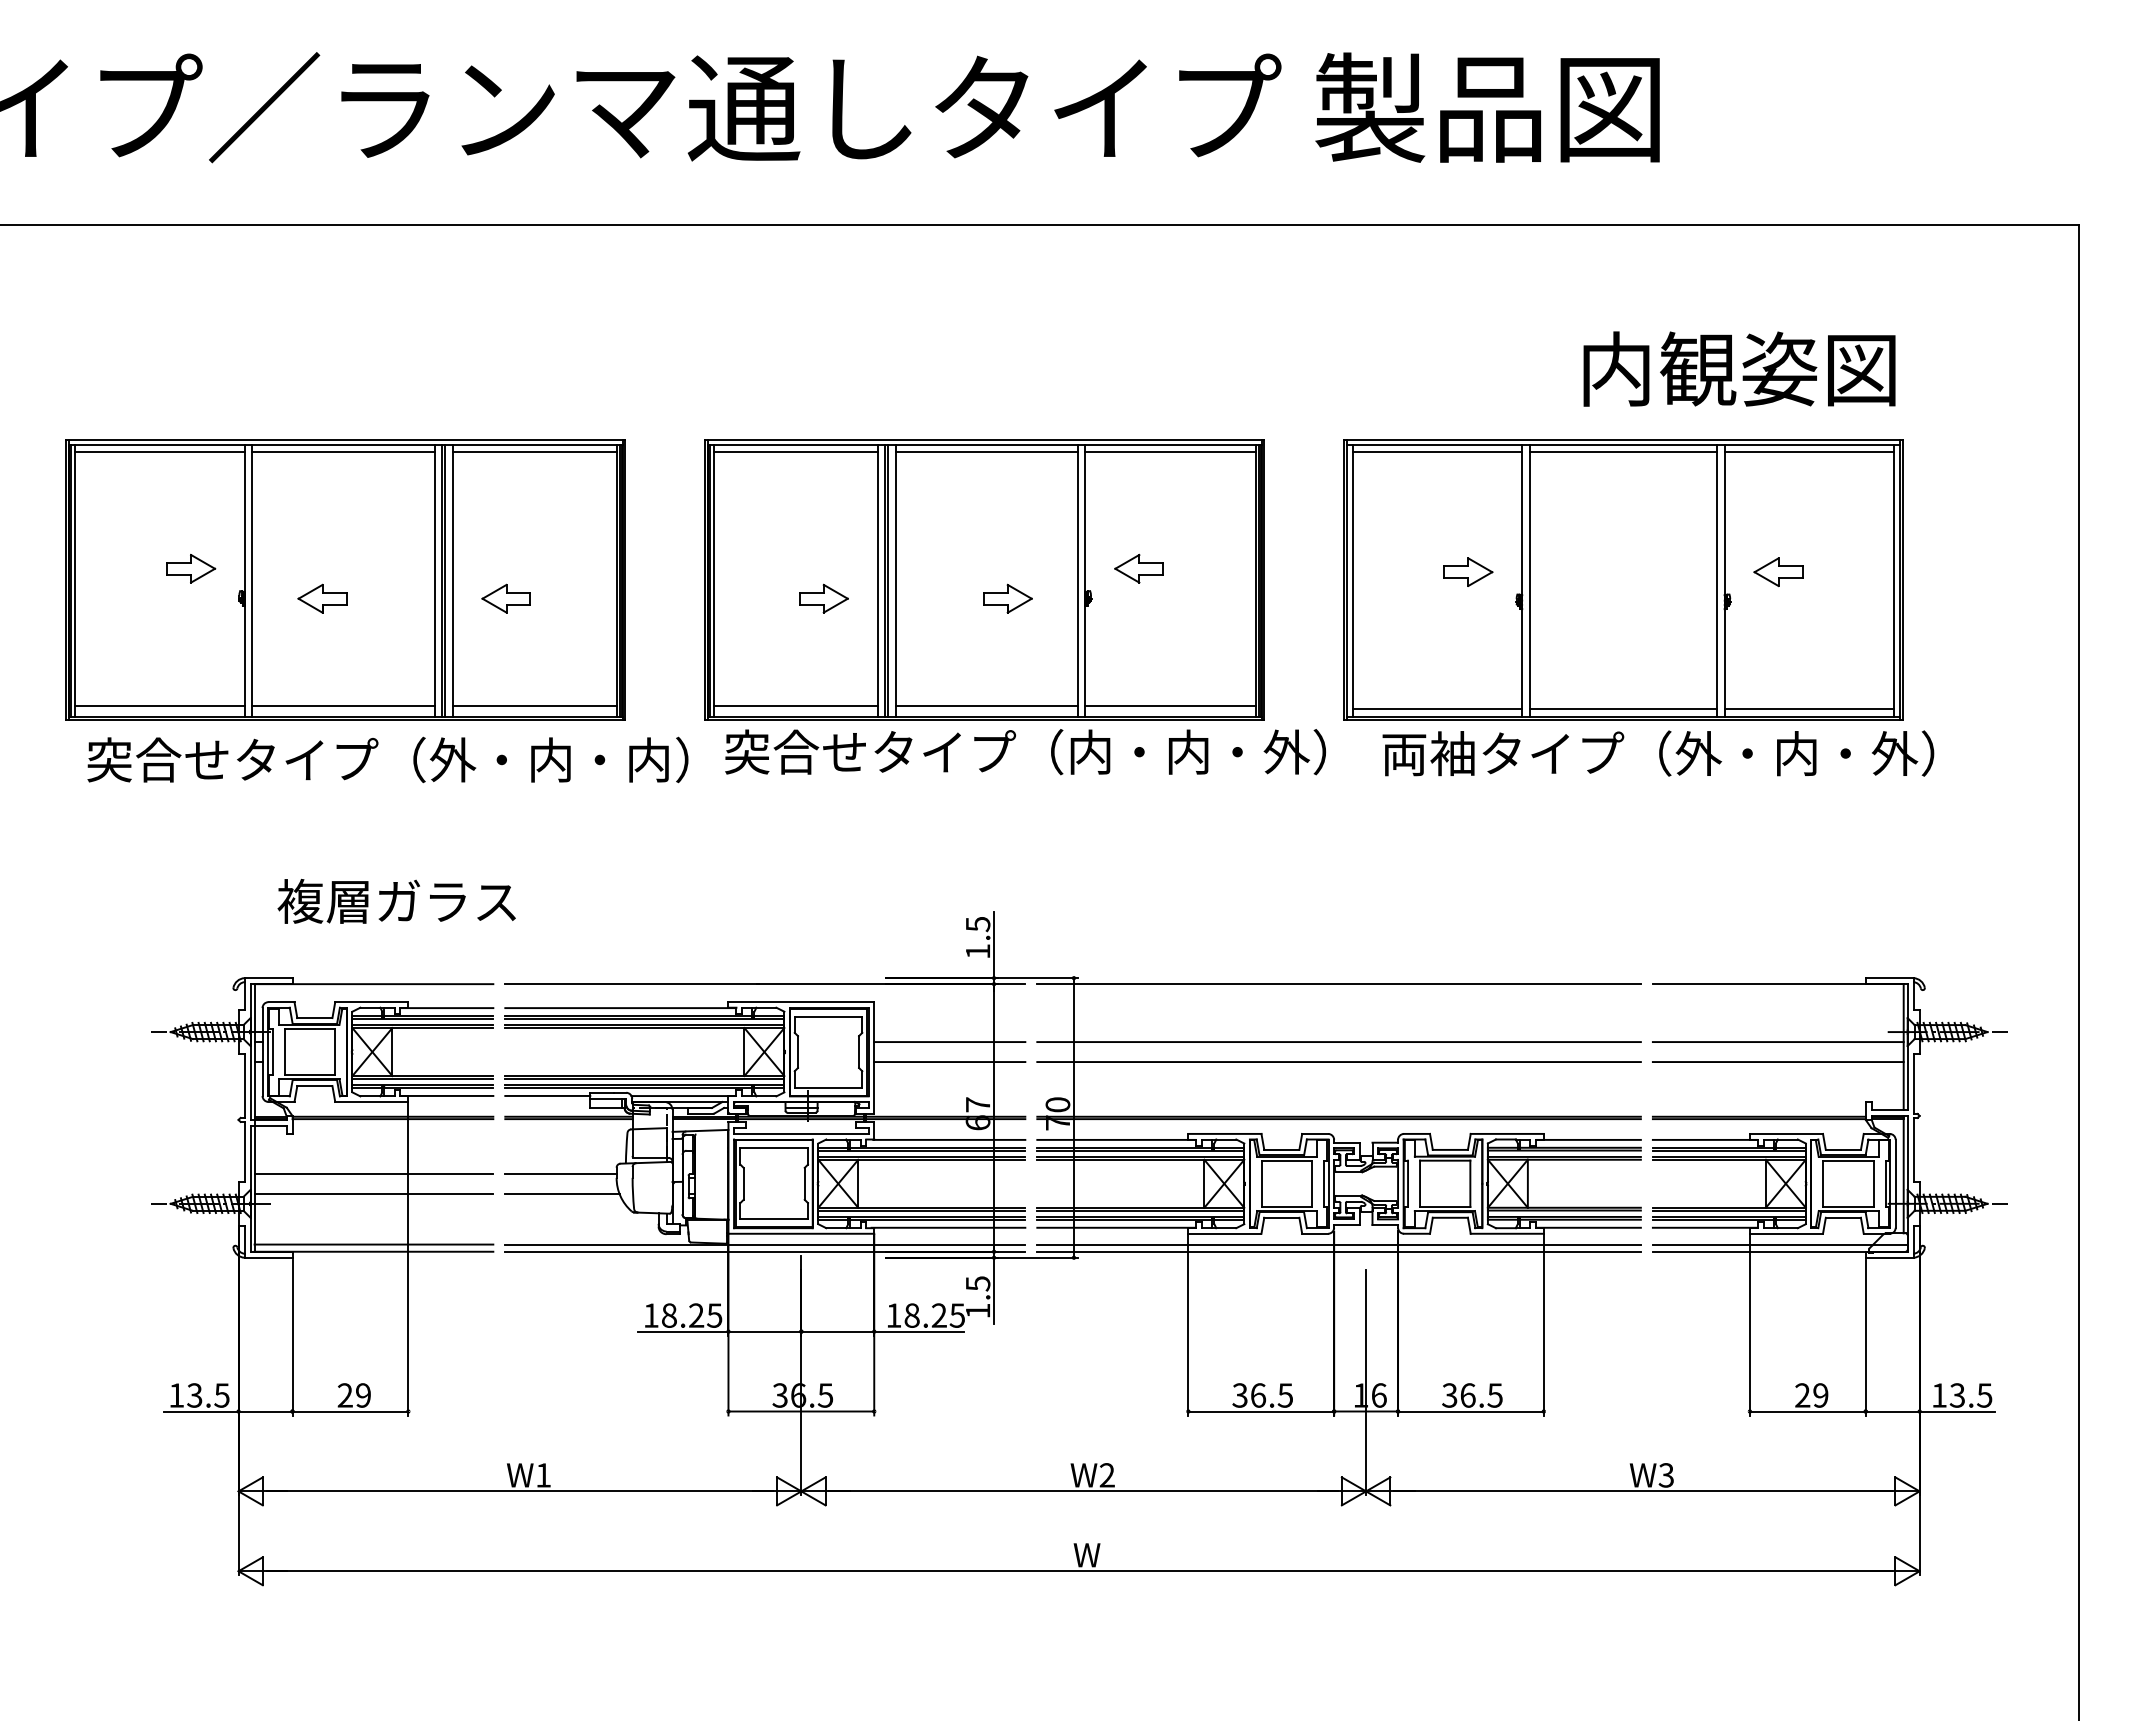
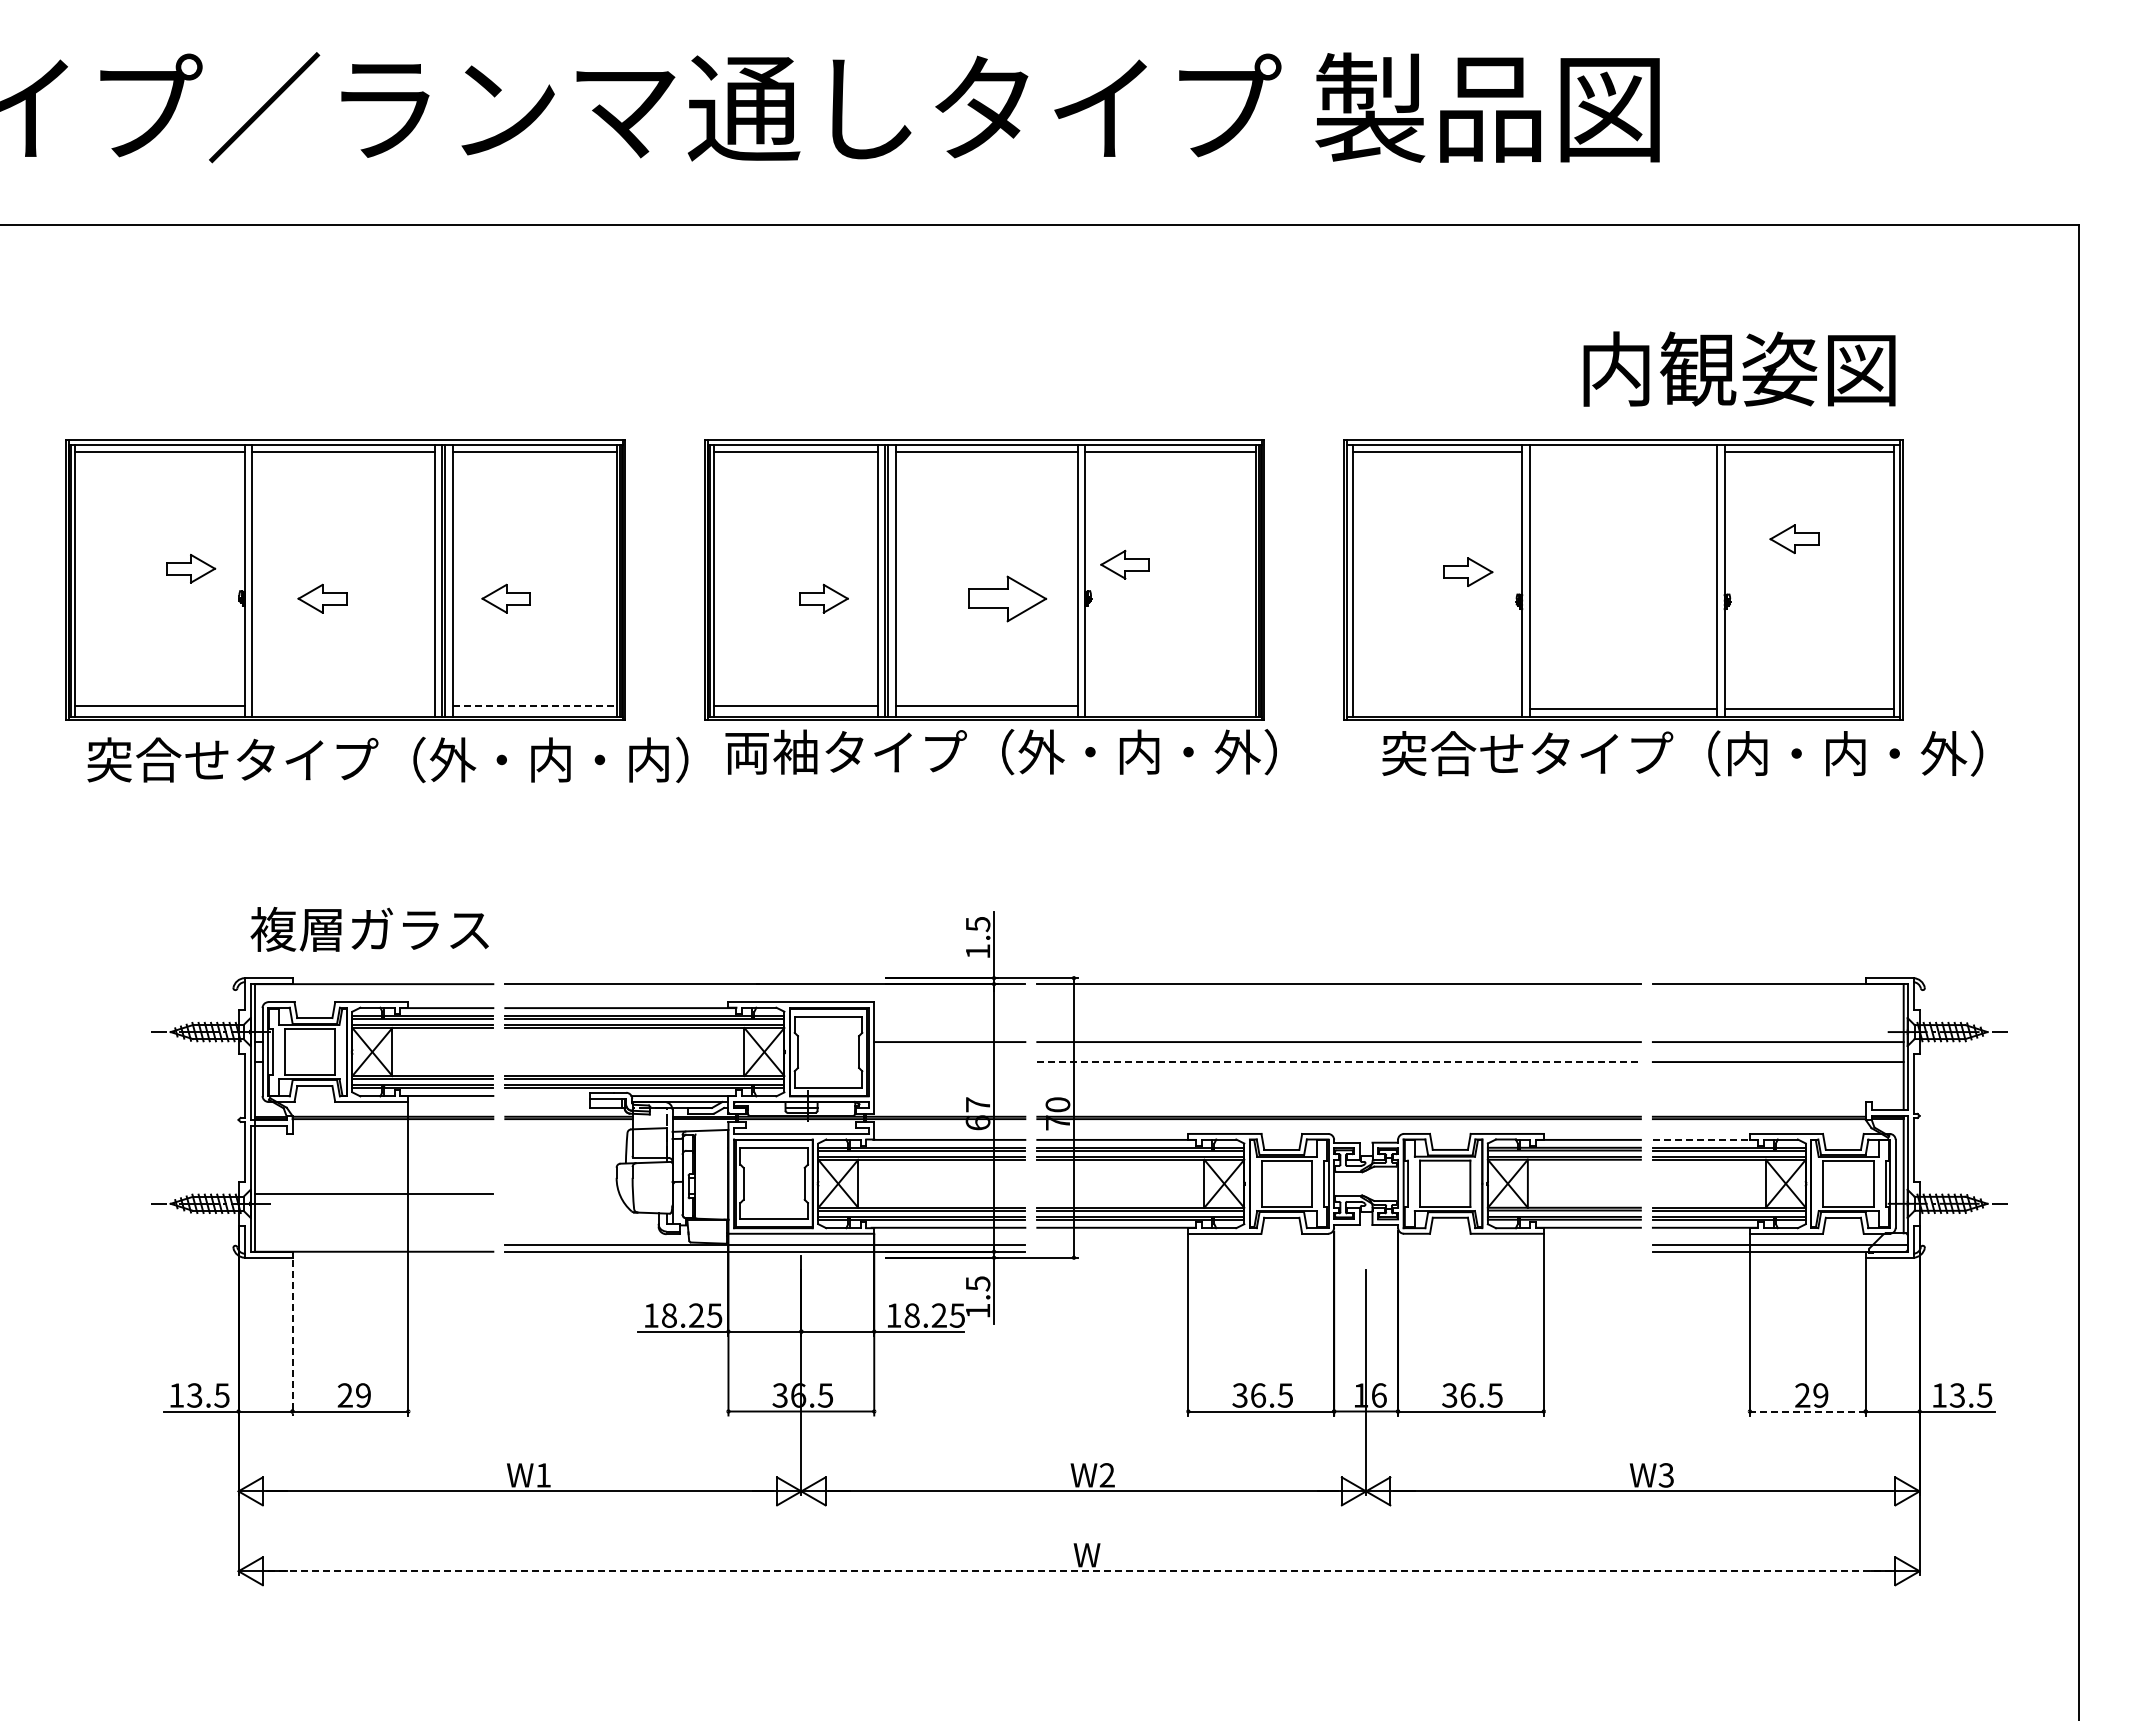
line: present -> none (1623, 452)
part position: (1138, 568) -> (1124, 564) (1124, 564)
part position: (1778, 572) -> (1794, 539) (1794, 539)
part size: 50x31 px -> 80x48 px (1007, 598)
line: present -> none (343, 705)
line: solid -> dashed (535, 705)
line: present -> none (1170, 705)
line: present -> none (1437, 709)
text: 突合せタイプ（内・内・外） -> 両袖タイプ（外・内・外） (1025, 752)
text: 両袖タイプ（外・内・外） -> 突合せタイプ（内・内・外） (1682, 753)
text position: (396, 901) -> (369, 929) (369, 929)
line: present -> none (949, 1062)
line: solid -> dashed (1339, 1062)
line: present -> none (547, 1095)
line: solid -> dashed (1705, 1139)
line: present -> none (373, 1173)
line: present -> none (560, 1173)
line: present -> none (562, 1193)
line: present -> none (373, 1244)
line: present -> none (1338, 1244)
line: present -> none (1338, 1251)
line: solid -> dashed (292, 1337)
line: solid -> dashed (1807, 1411)
line: solid -> dashed (1079, 1571)
